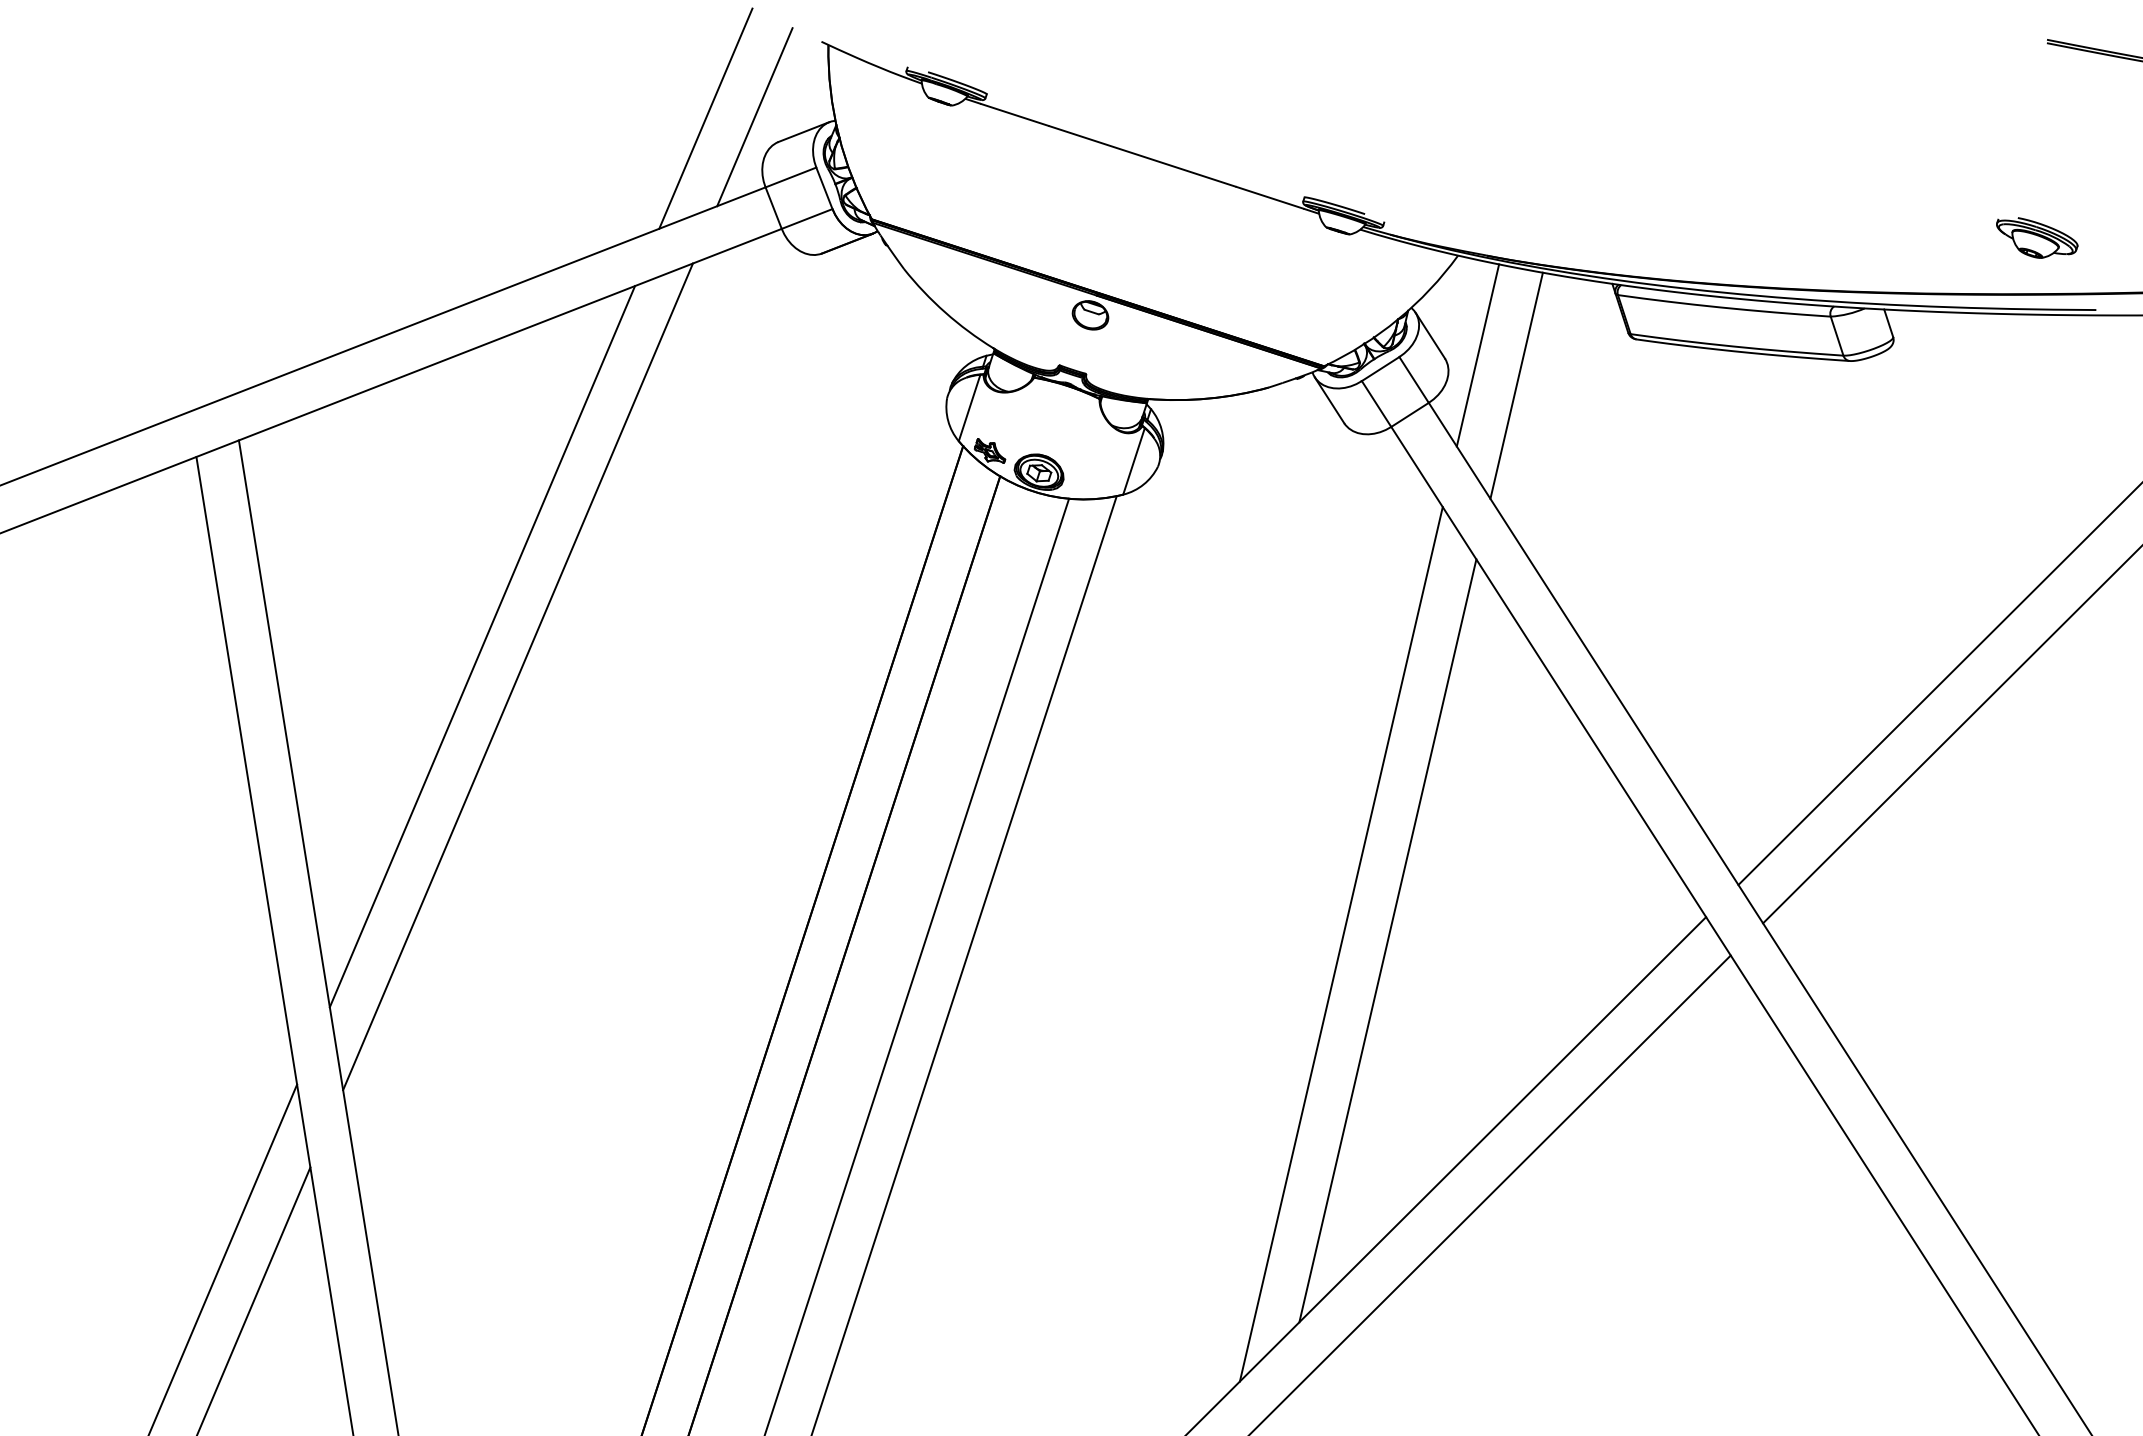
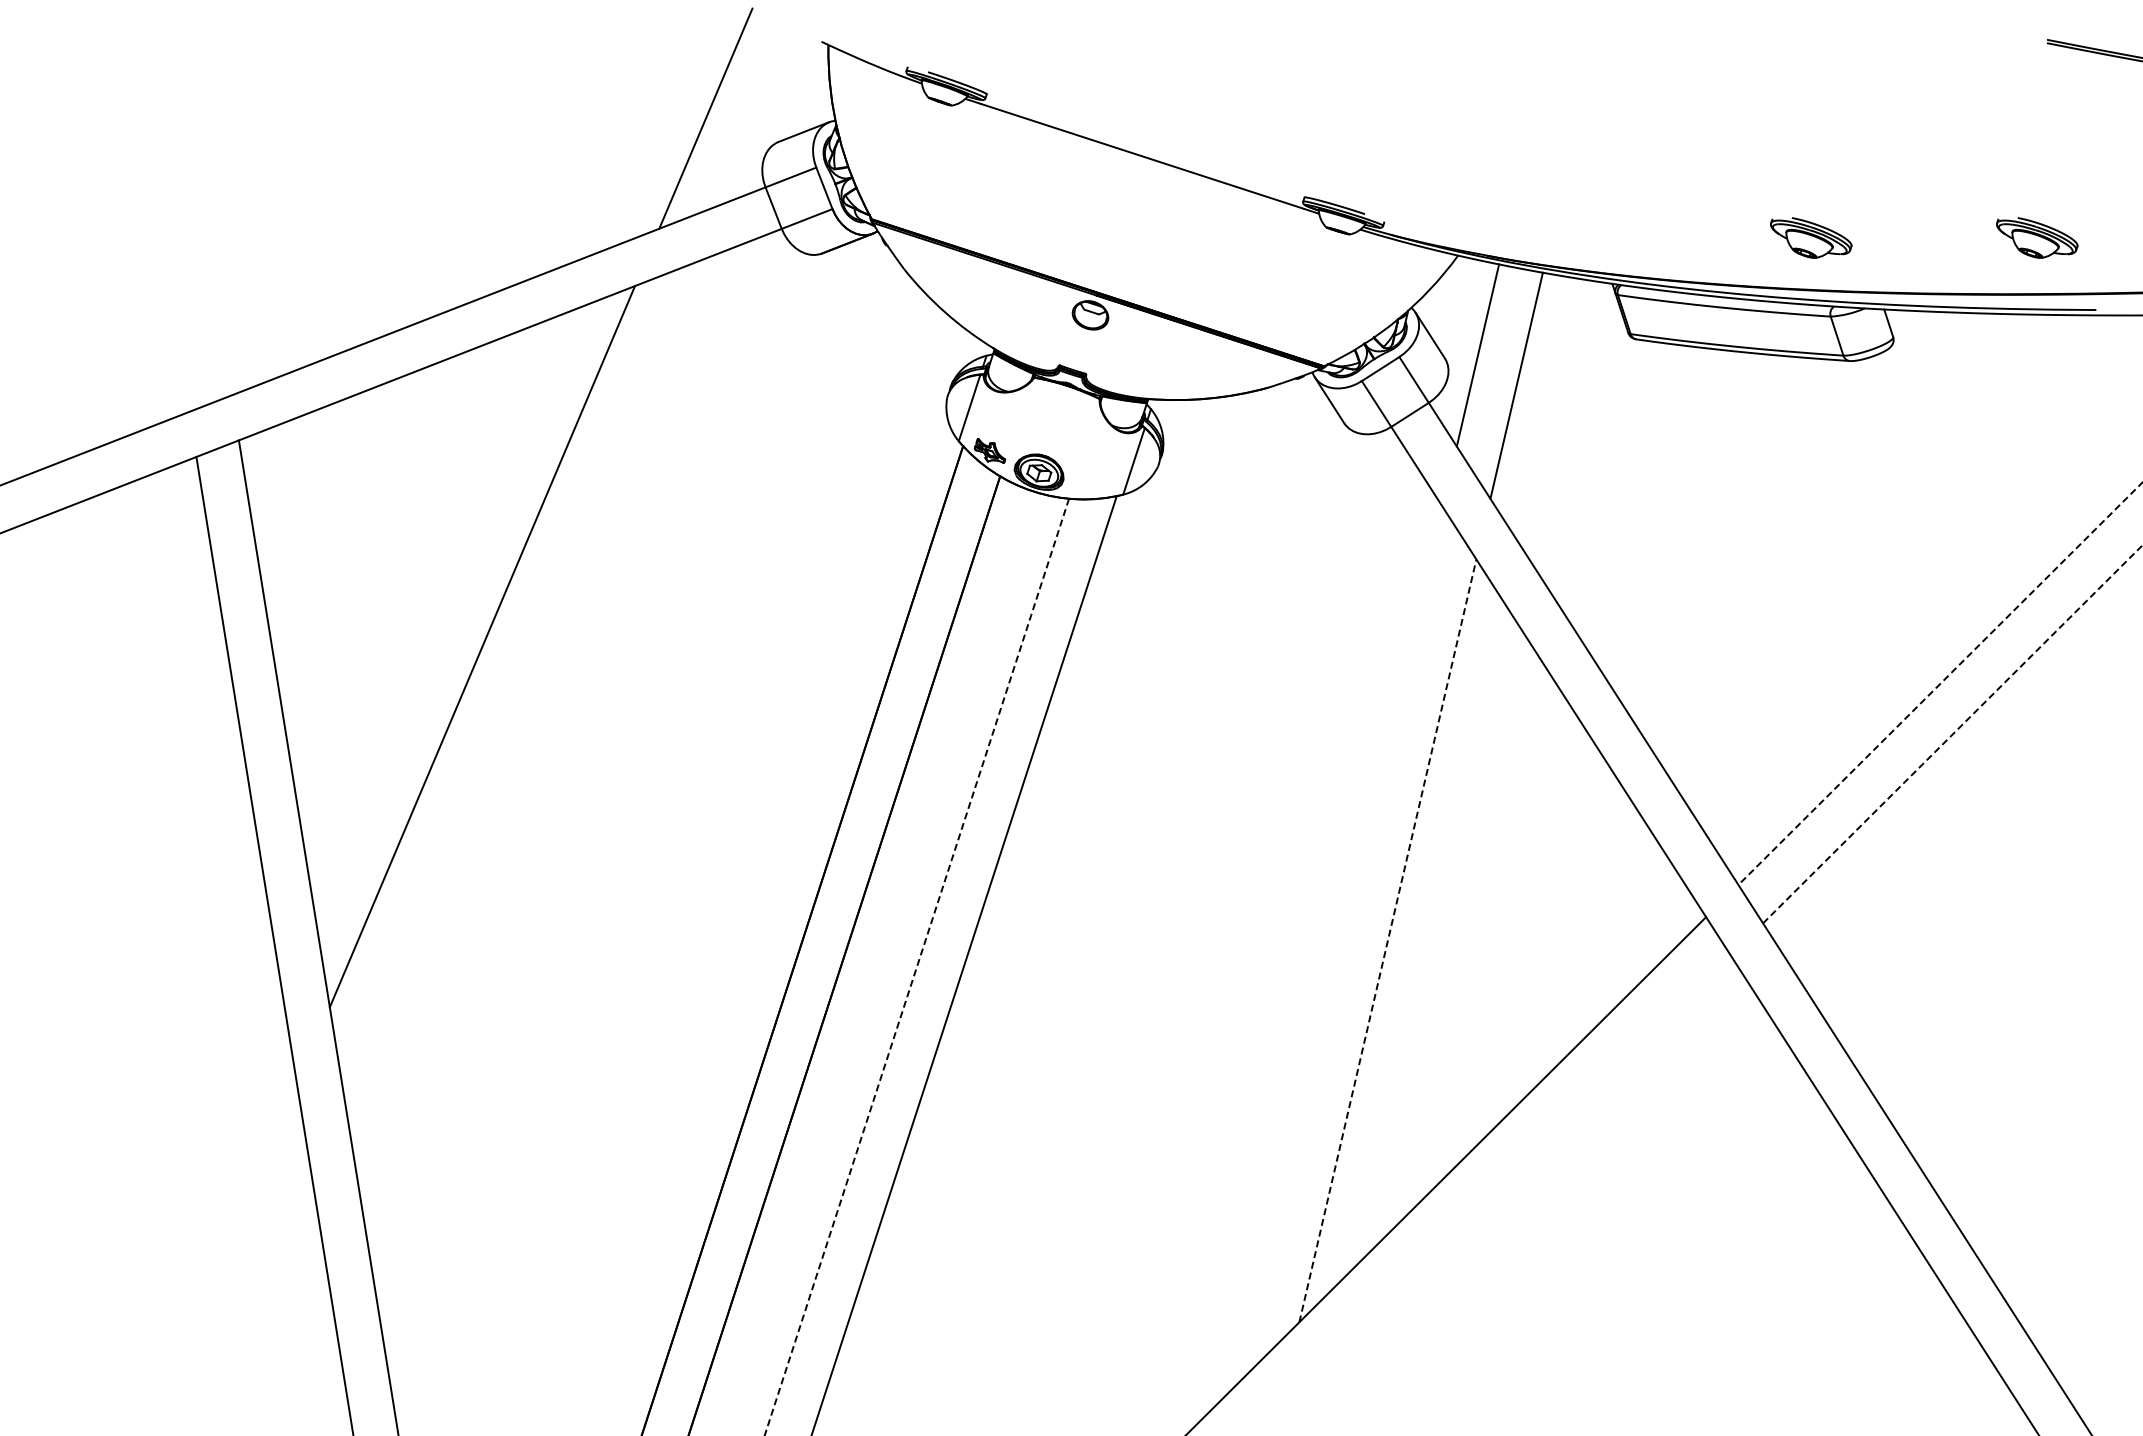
line: present -> none (754, 117)
part: none -> present (1811, 237)
line: present -> none (517, 676)
line: solid -> dashed (1940, 683)
line: solid -> dashed (1952, 734)
line: solid -> dashed (1387, 940)
line: present -> none (1340, 944)
line: solid -> dashed (916, 967)
line: present -> none (1490, 1193)
line: present -> none (223, 1258)
line: present -> none (254, 1299)
